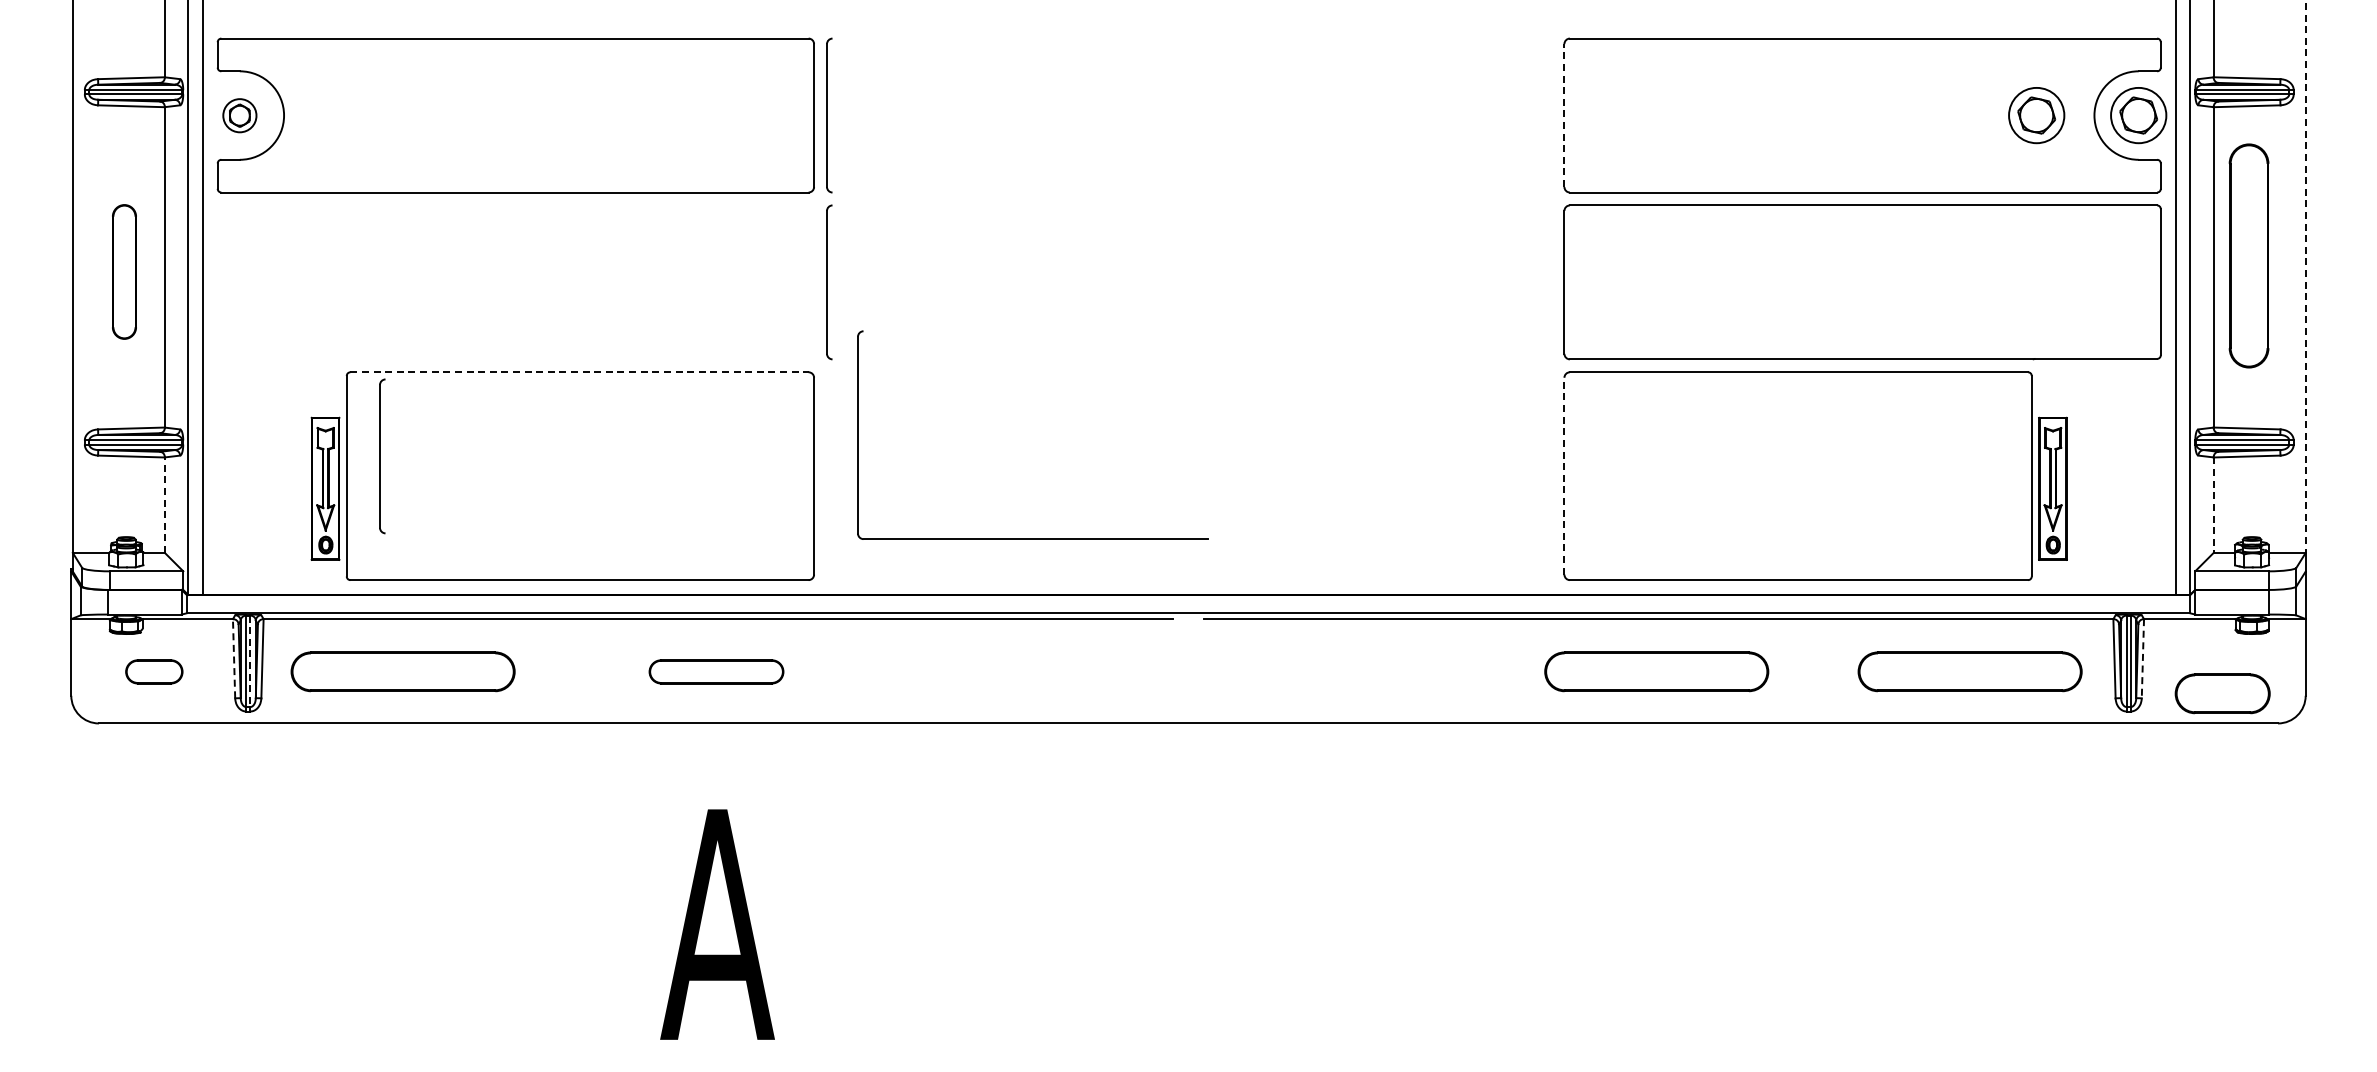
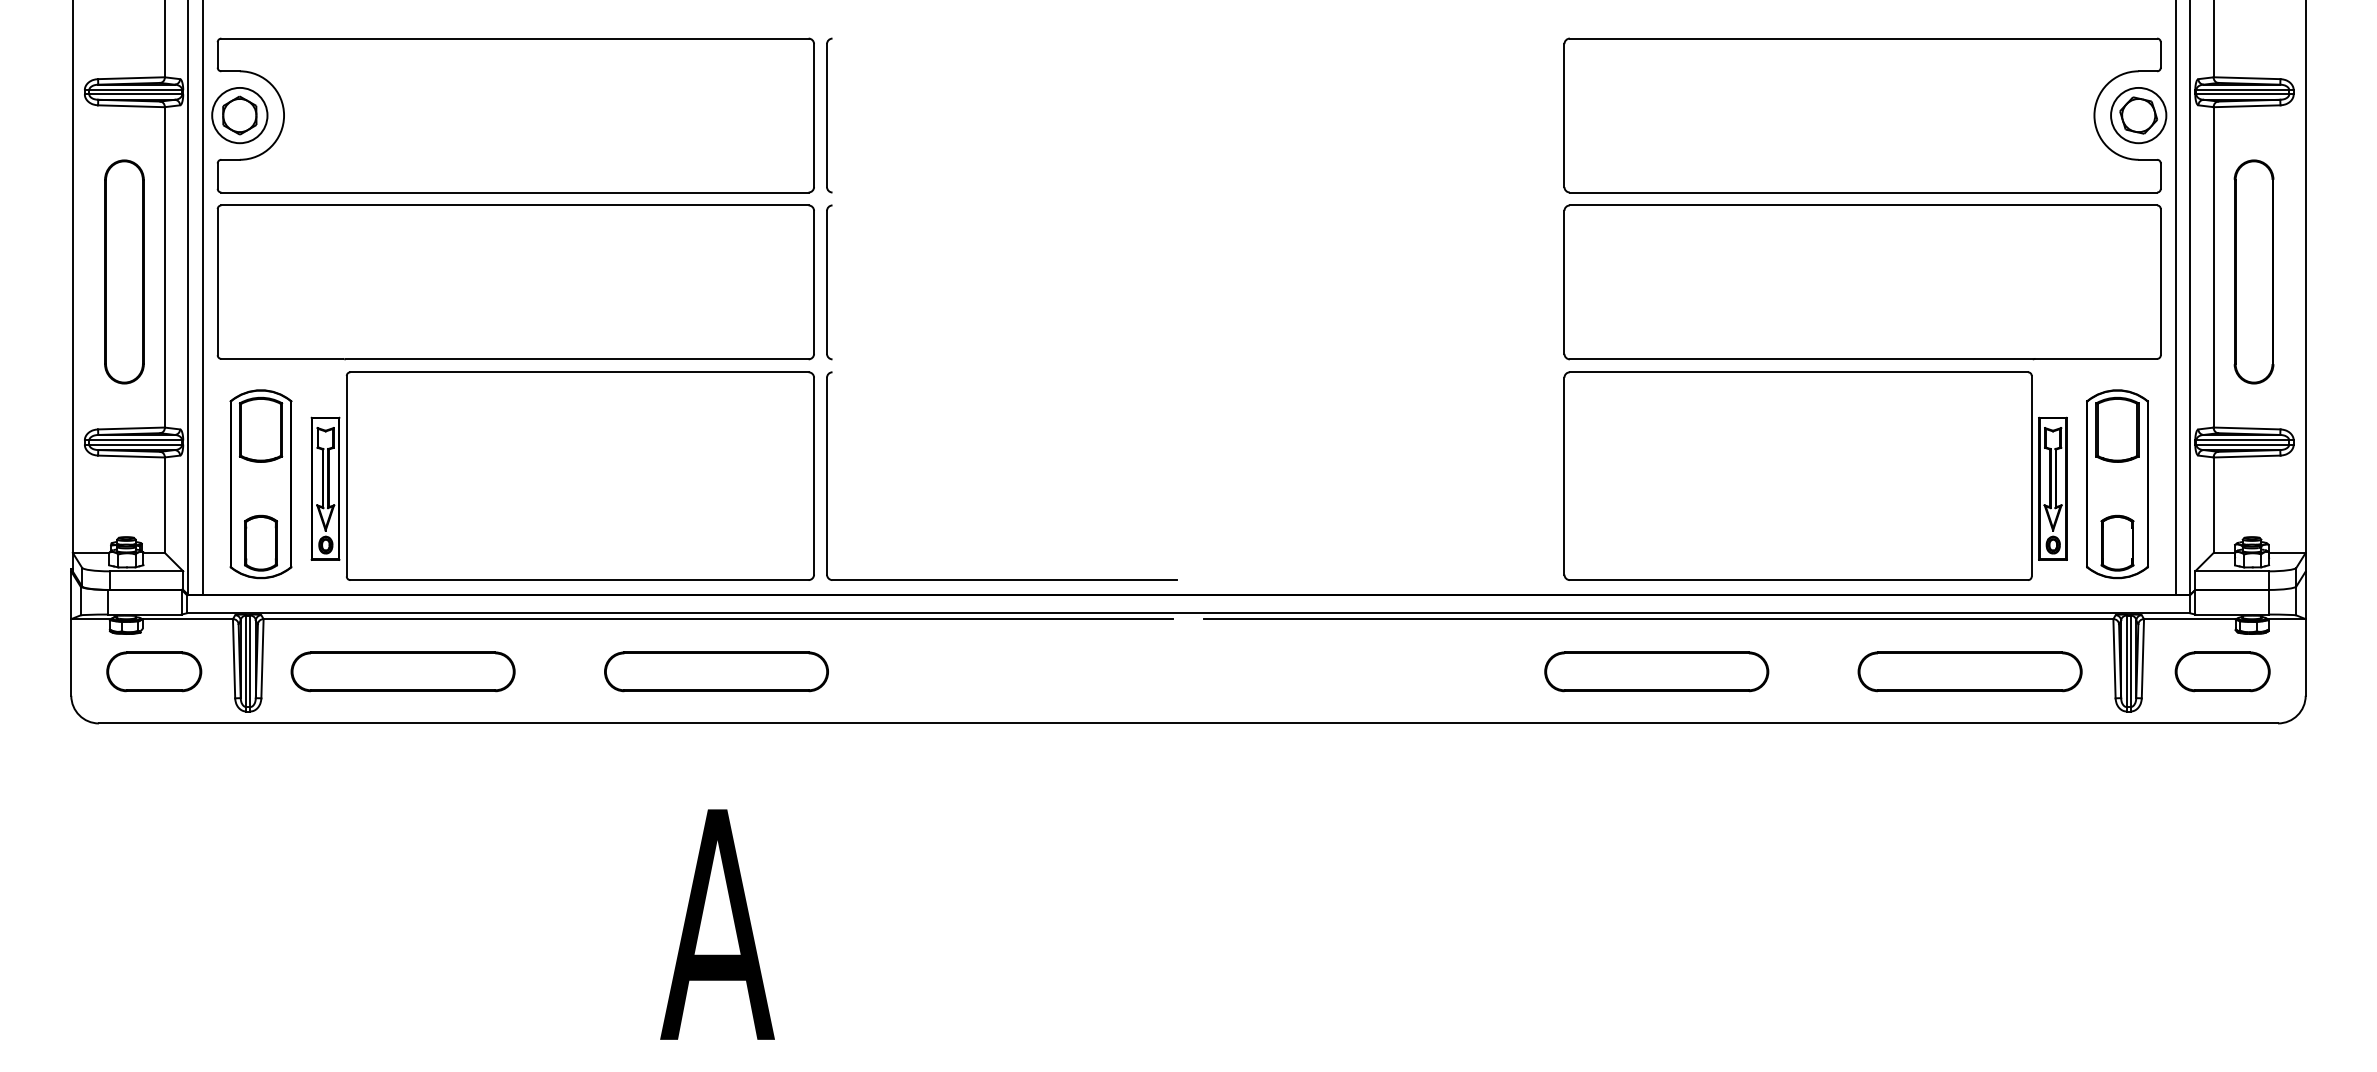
part size: 36x36 px -> 58x58 px (239, 115)
line: dashed -> solid (1564, 115)
part: present -> none (2036, 115)
part position: (2248, 255) -> (2253, 271) (2253, 271)
part size: 25x136 px -> 41x226 px (124, 271)
line: dashed -> solid (2305, 277)
part: none -> present (515, 282)
line: dashed -> solid (580, 372)
part: present -> none (382, 456)
line: dashed -> solid (1564, 475)
part: none -> present (260, 484)
part: none -> present (2117, 484)
line: dashed -> solid (164, 505)
line: dashed -> solid (2213, 505)
part position: (1032, 538) -> (1001, 579) (1001, 579)
line: dashed -> solid (234, 658)
line: dashed -> solid (2142, 658)
line: dashed -> solid (250, 661)
part size: 59x26 px -> 97x42 px (154, 671)
part size: 137x26 px -> 225x42 px (716, 671)
part position: (2222, 693) -> (2222, 671) (2222, 671)
